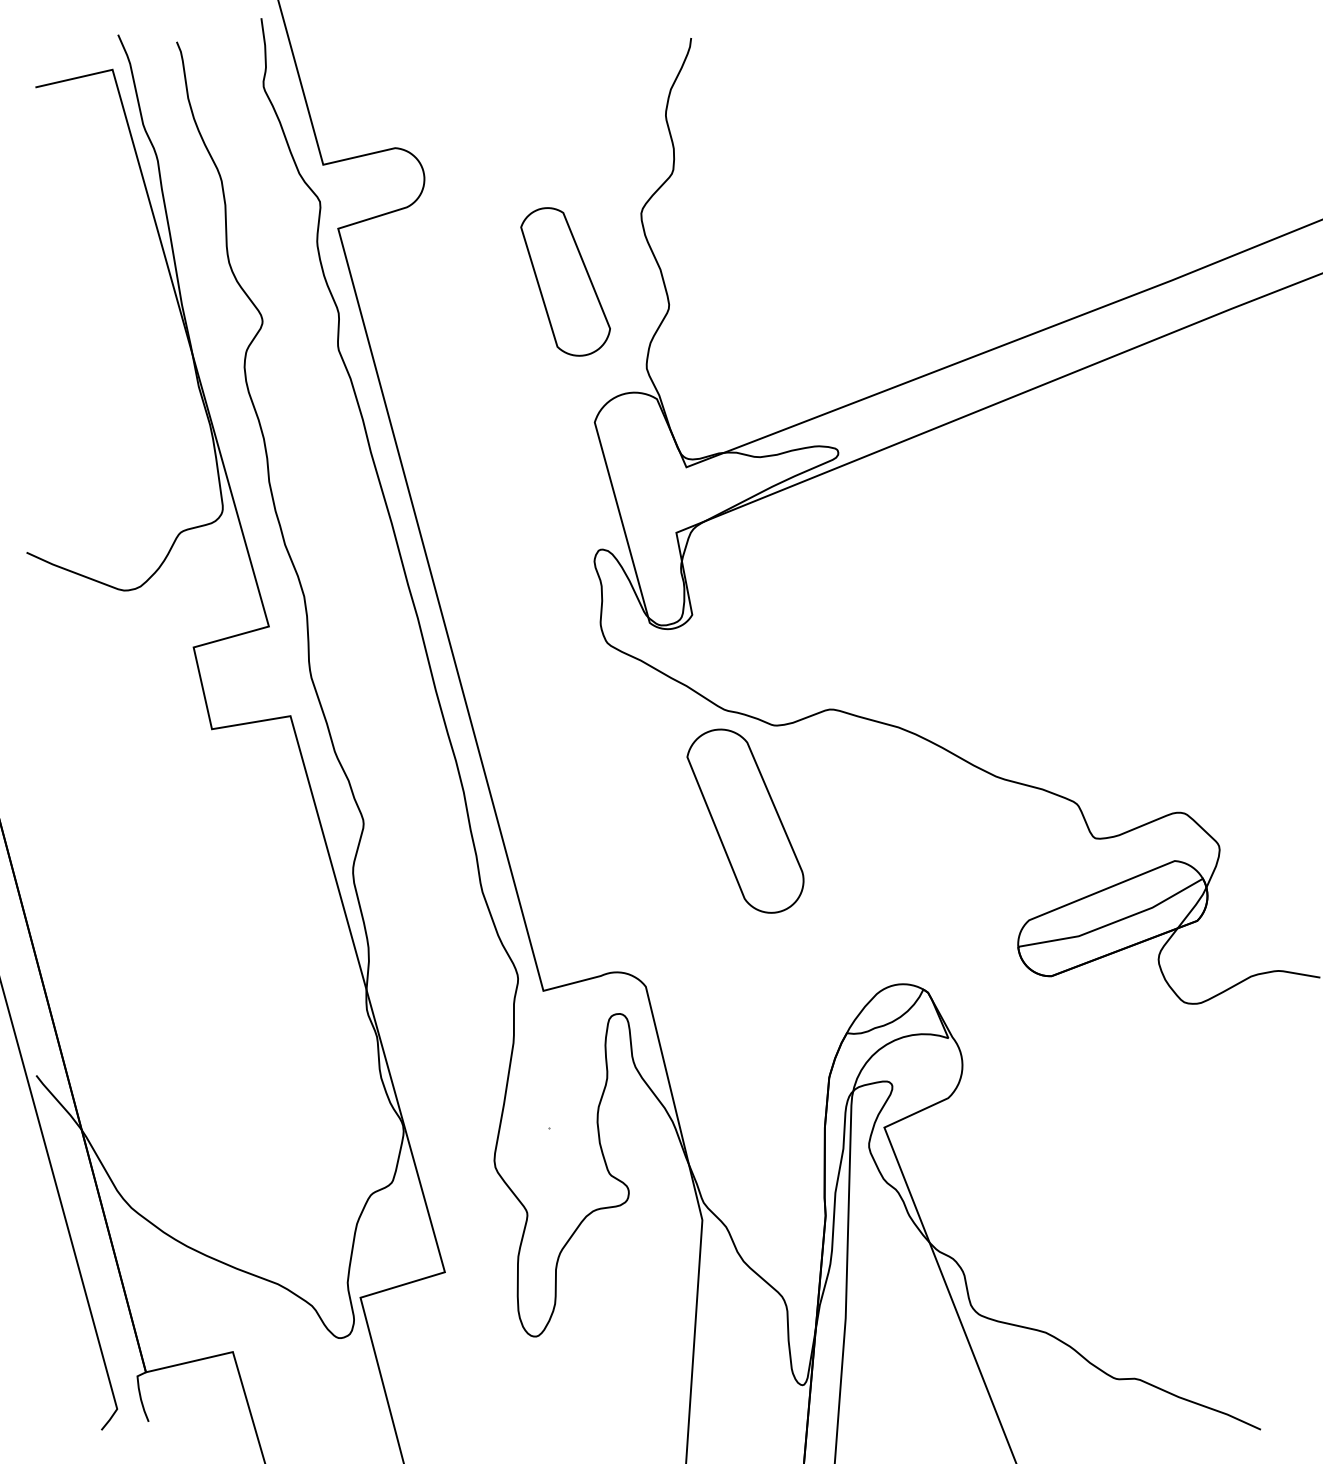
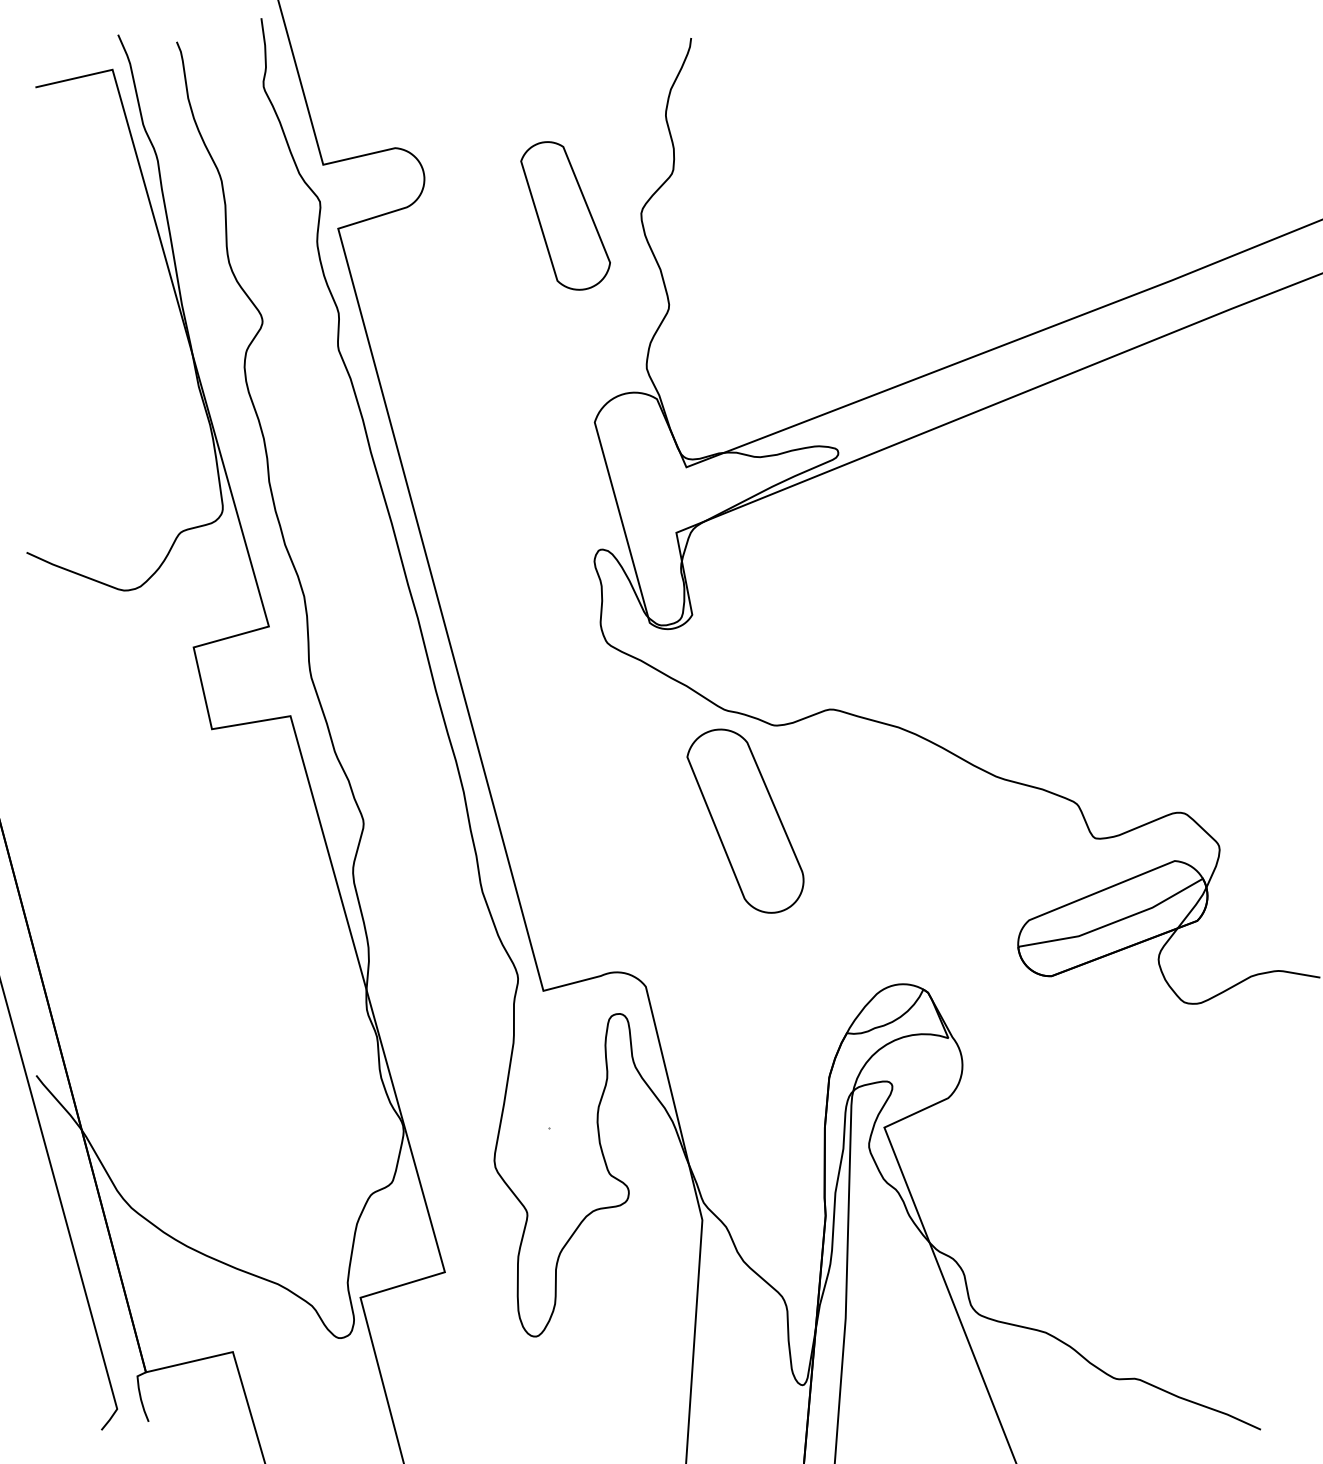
part position: (565, 281) -> (565, 215) (565, 215)
